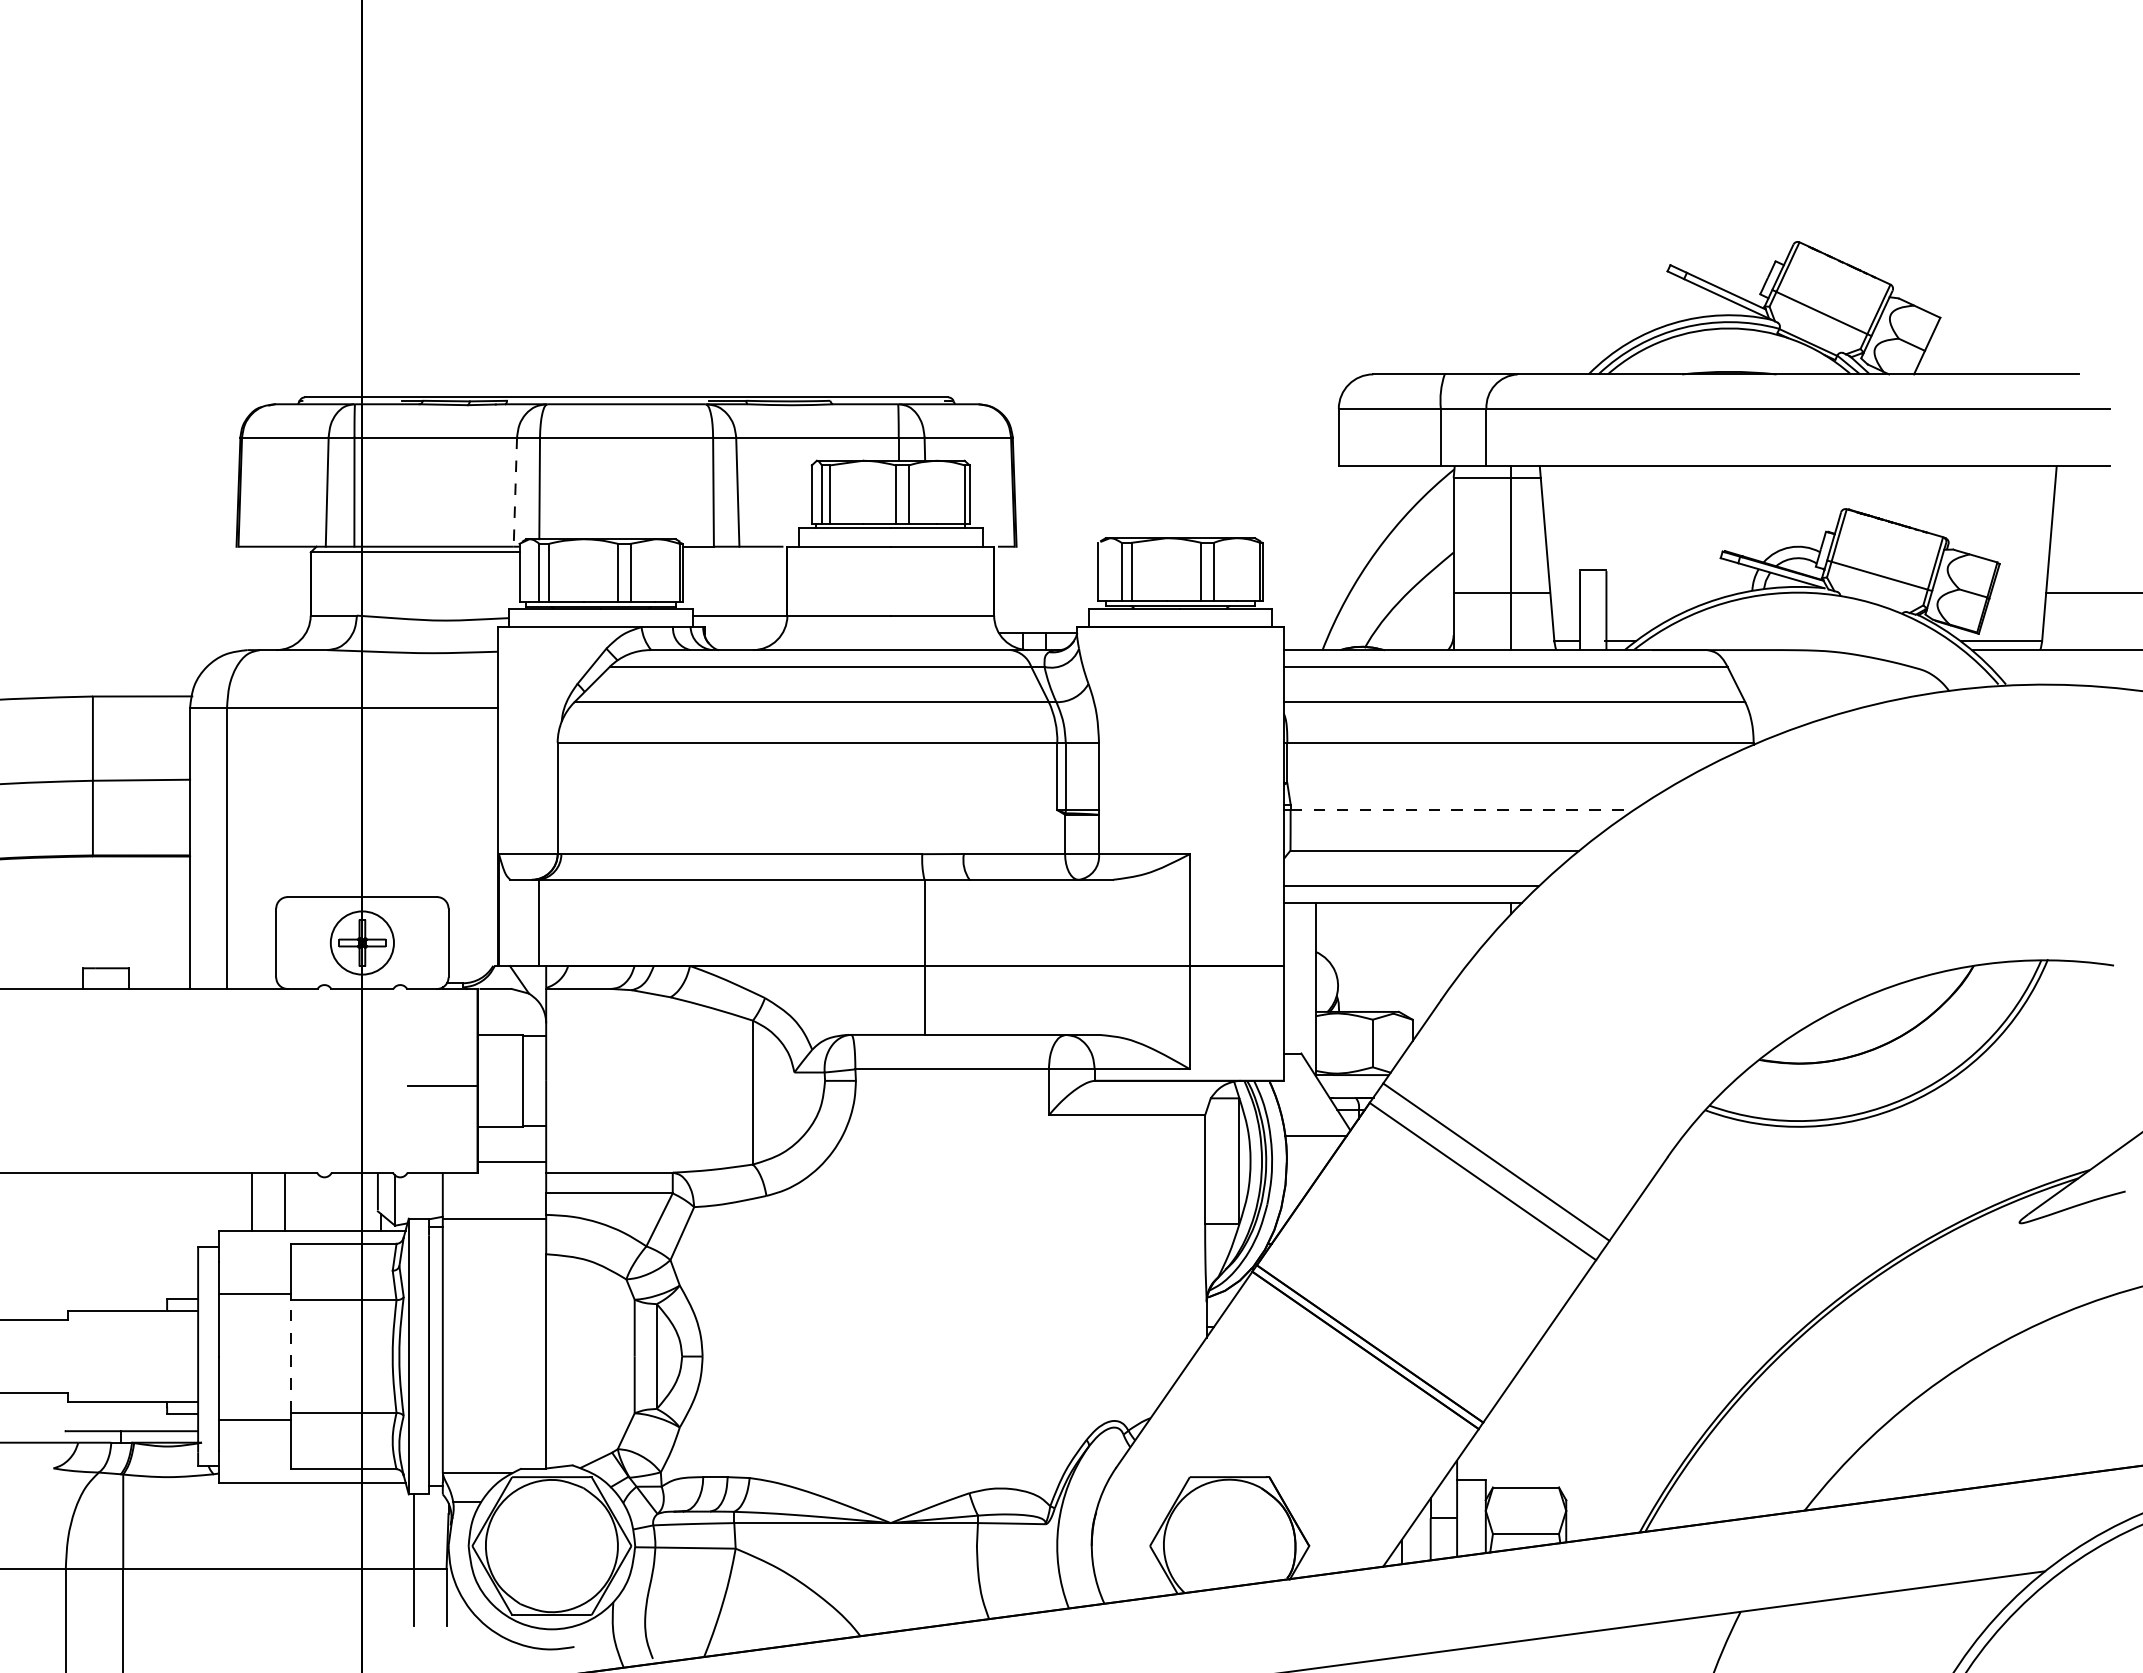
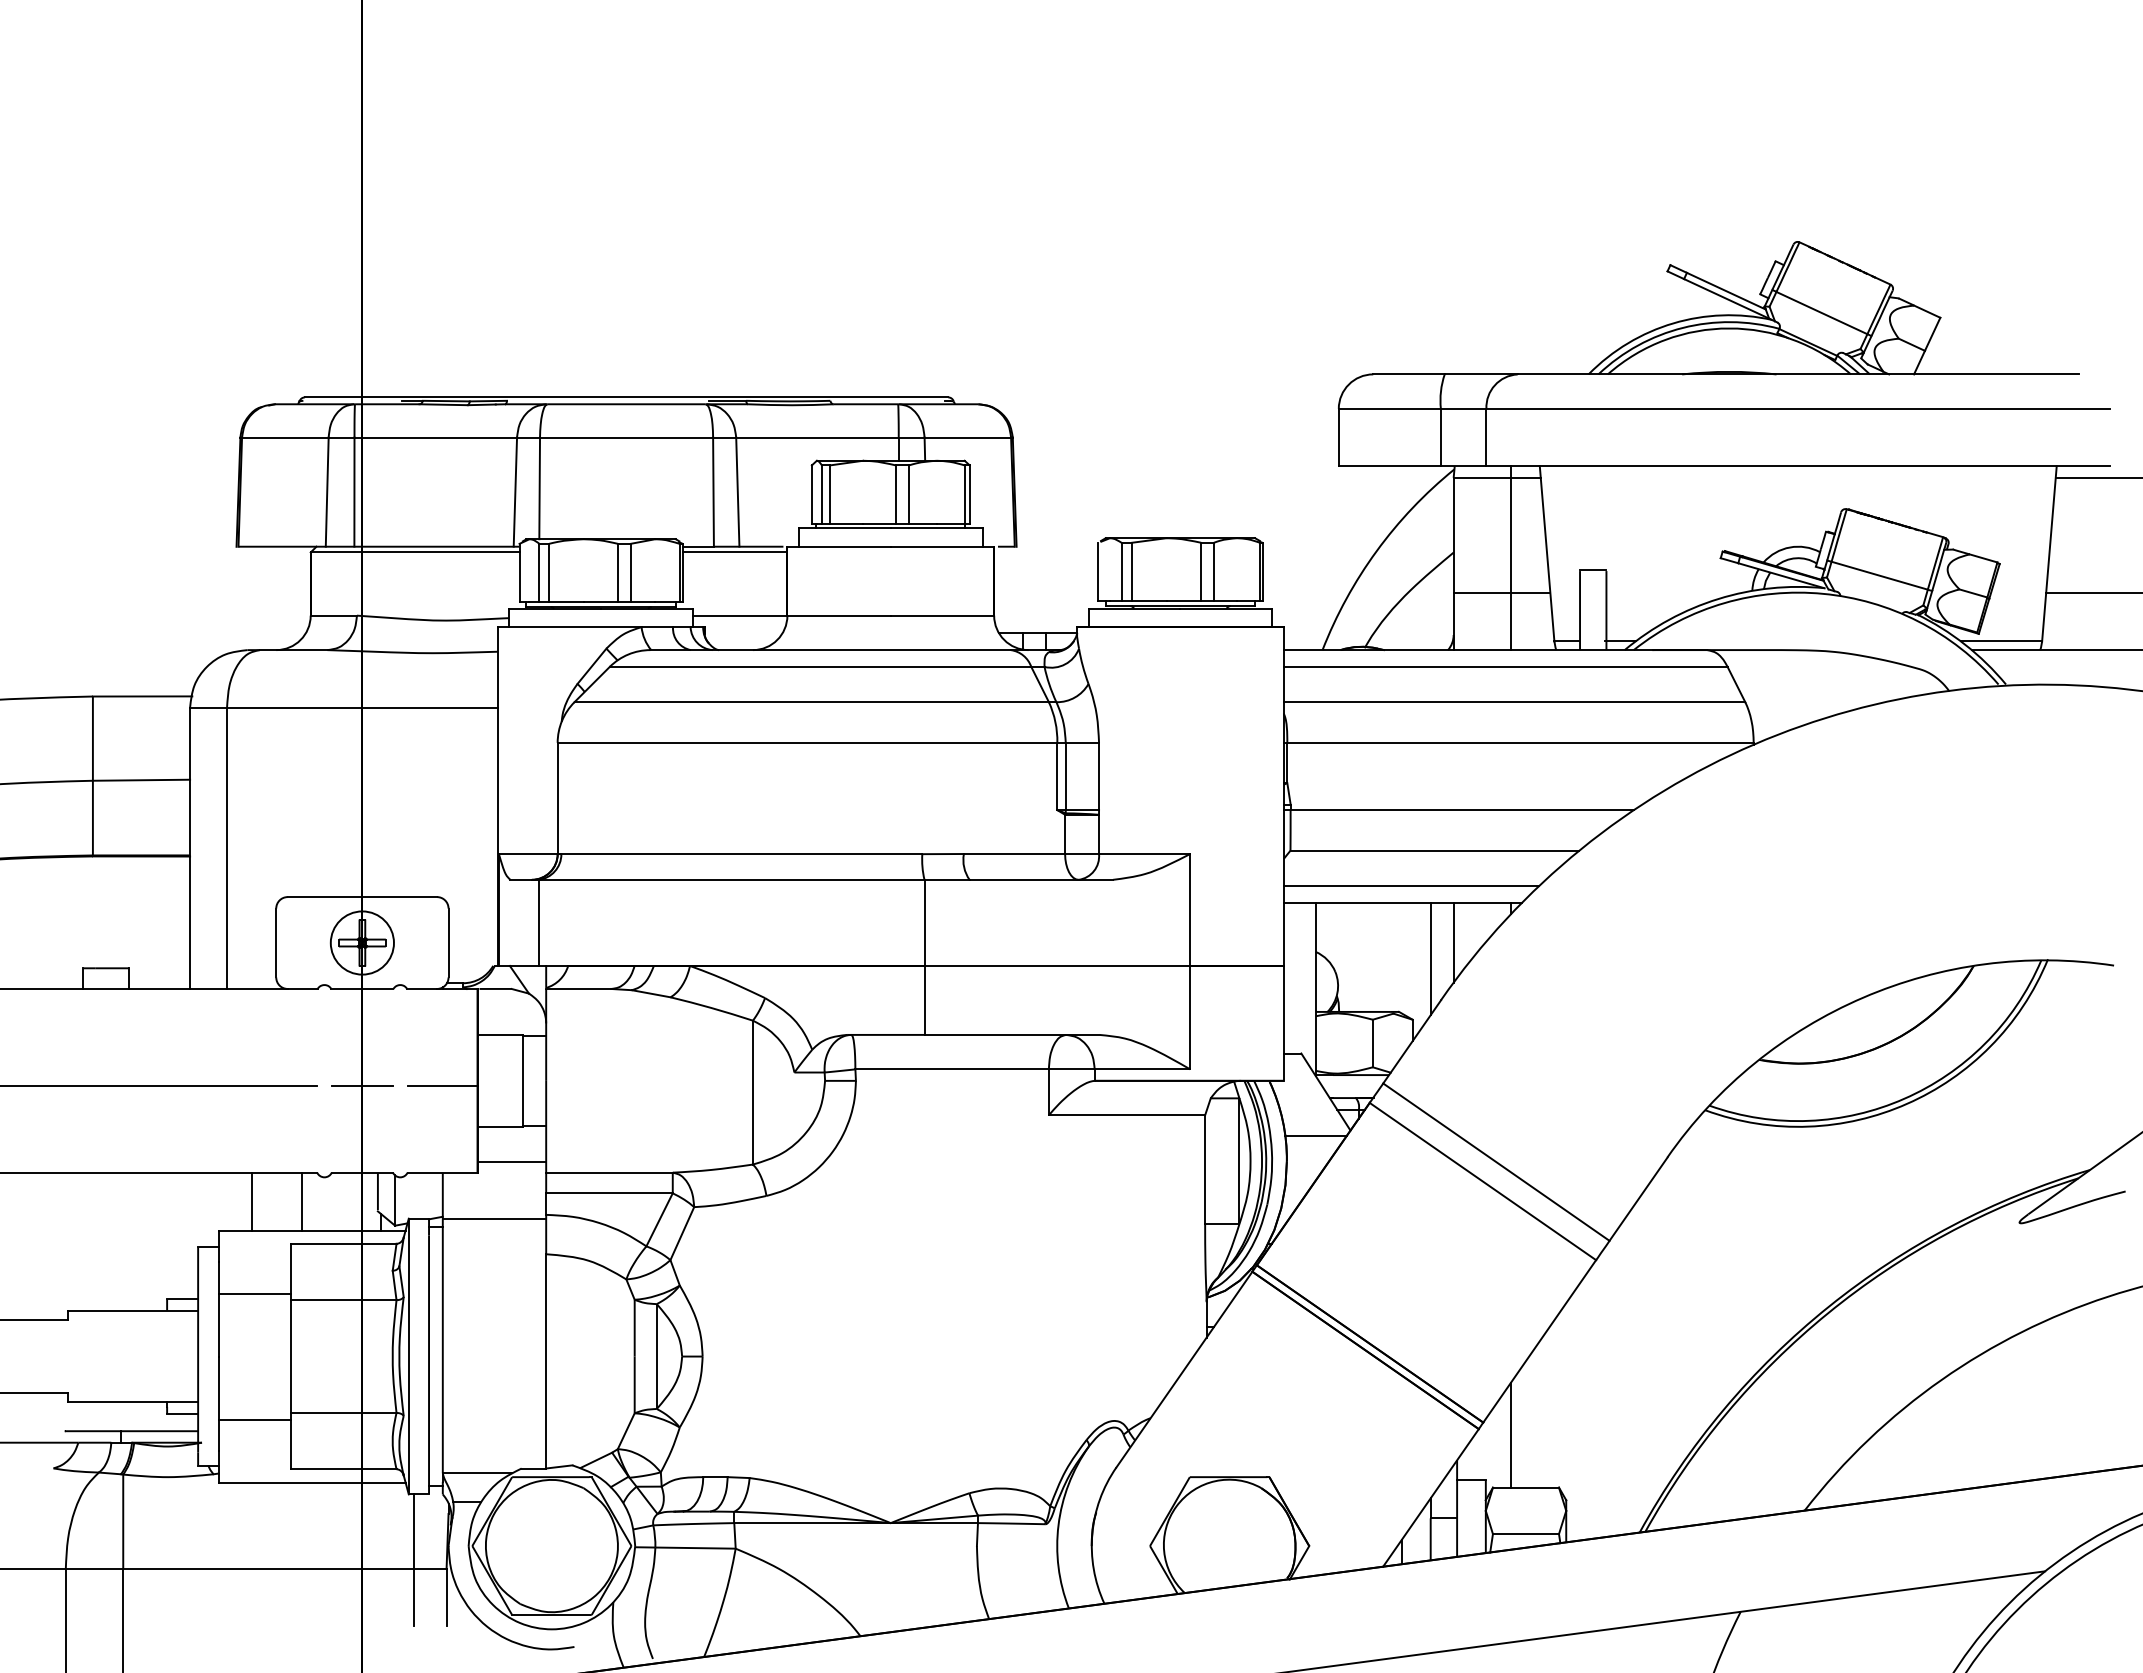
line: none -> present (2097, 477)
line: dashed -> solid (515, 492)
line: none -> present (734, 552)
line: dashed -> solid (1462, 810)
line: none -> present (1453, 942)
line: none -> present (1430, 958)
line: none -> present (159, 1085)
line: none -> present (362, 1085)
line position: (284, 1201) -> (301, 1201) (301, 1201)
line: dashed -> solid (291, 1356)
line: none -> present (1511, 1434)
